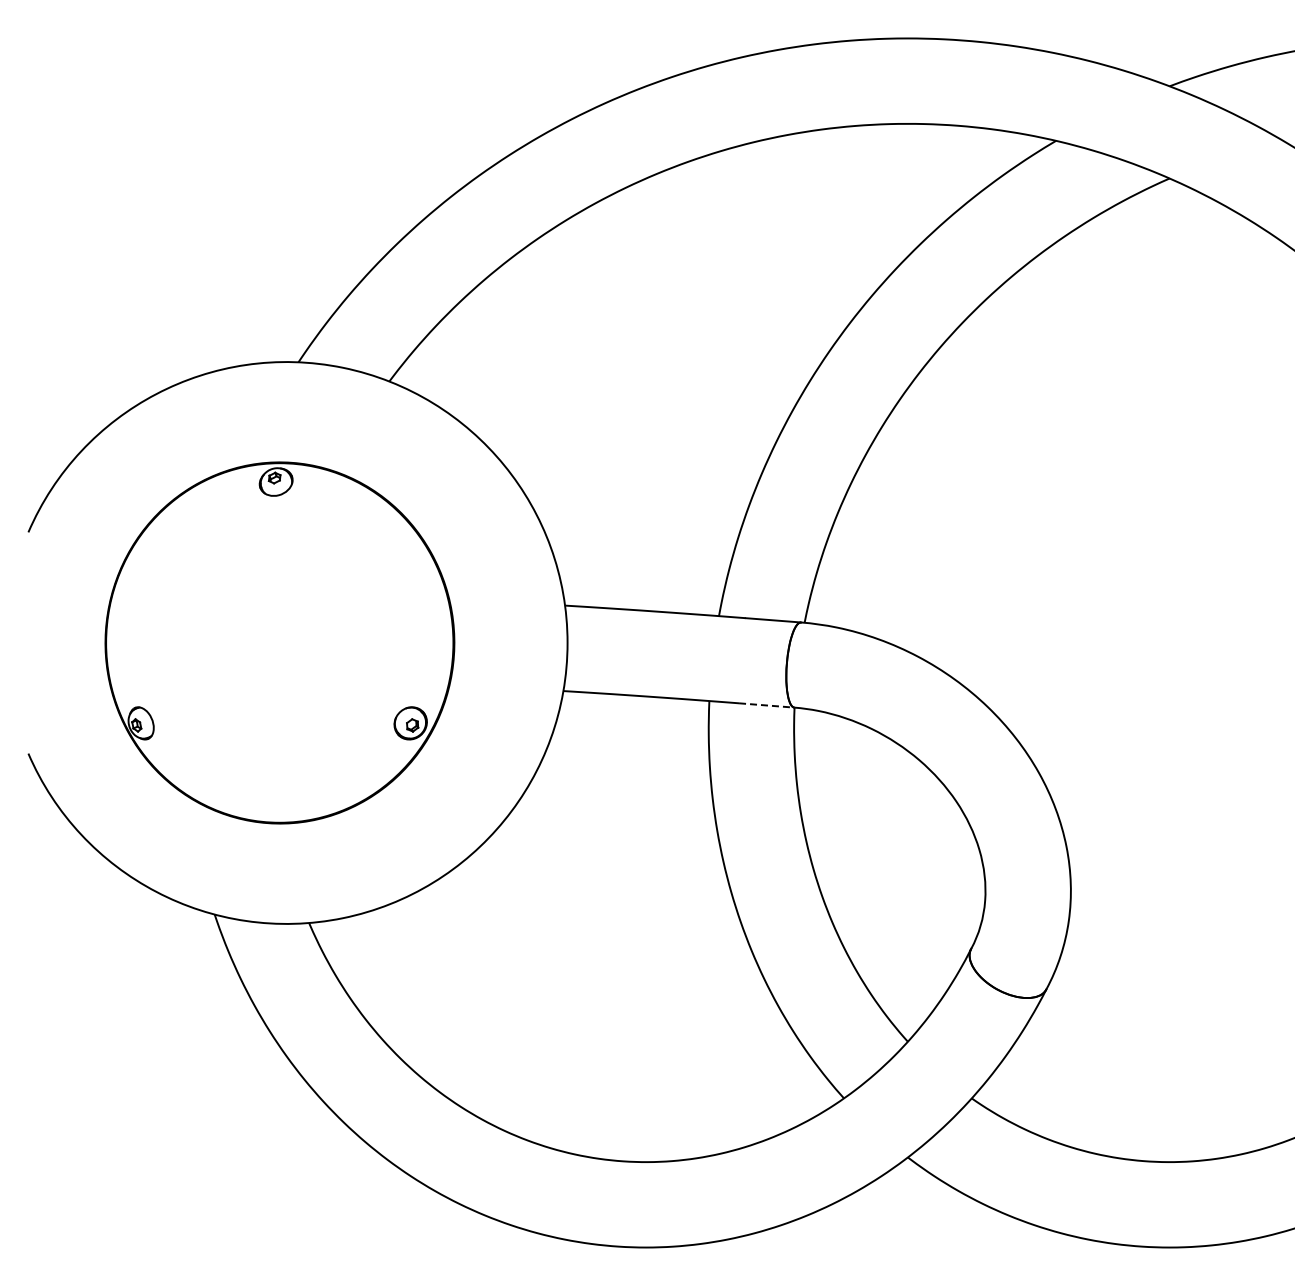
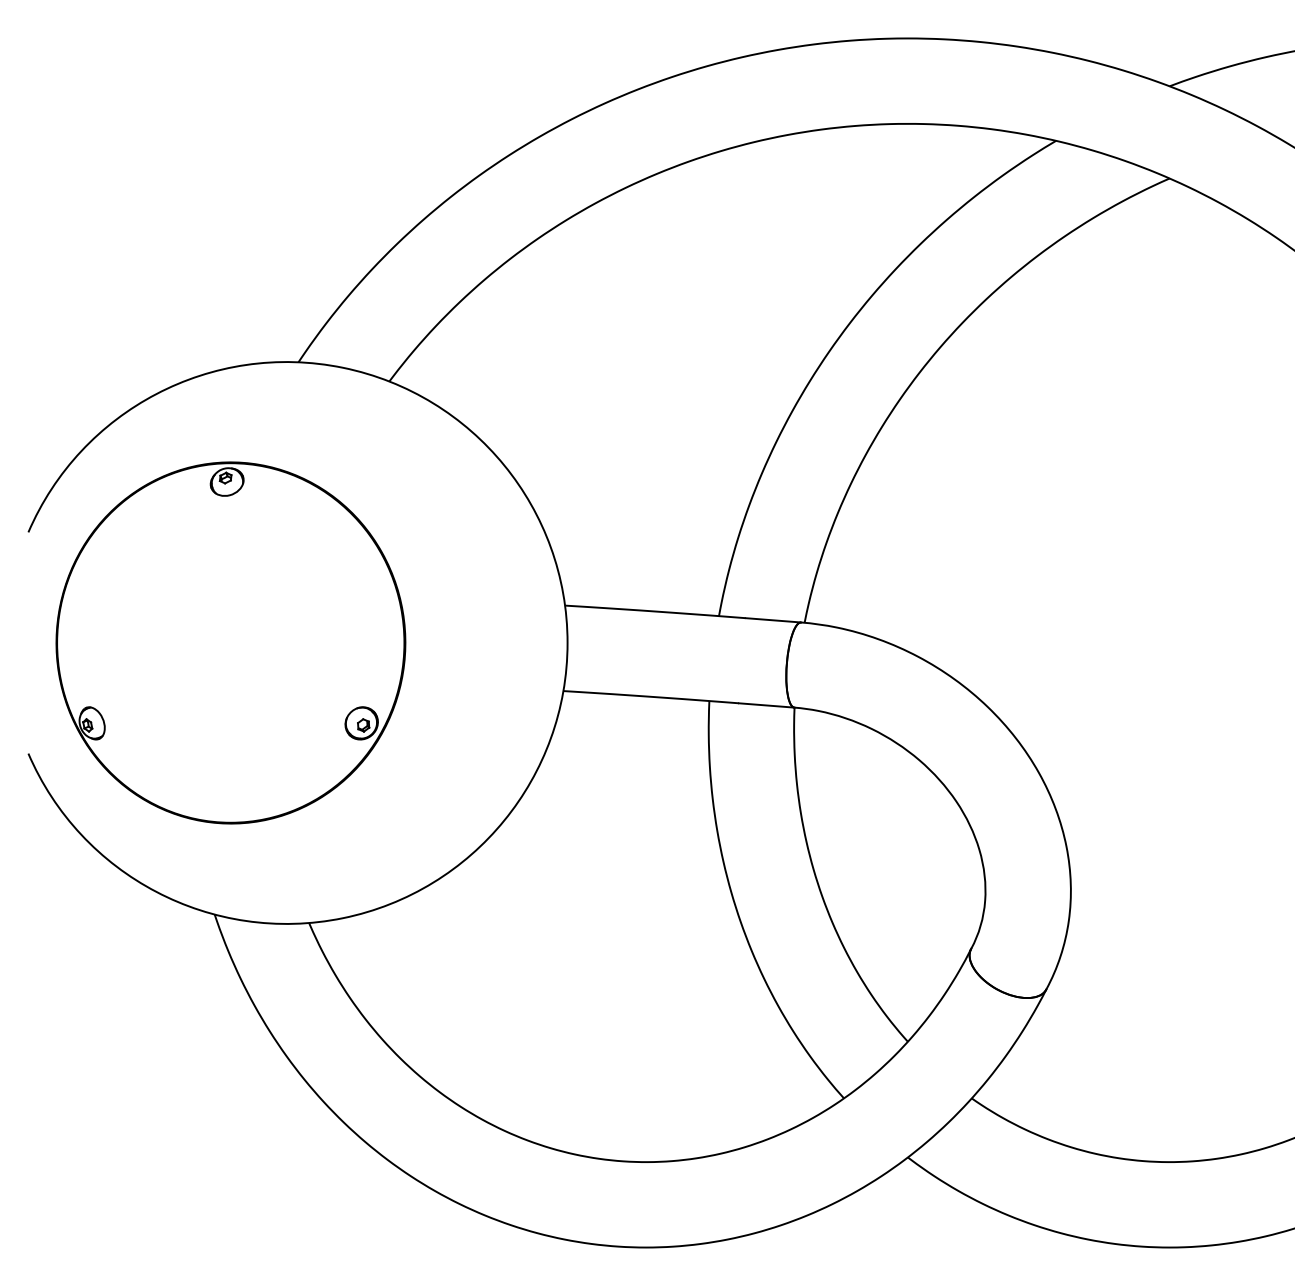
part position: (279, 642) -> (230, 642) (230, 642)
line: dashed -> solid (766, 705)
